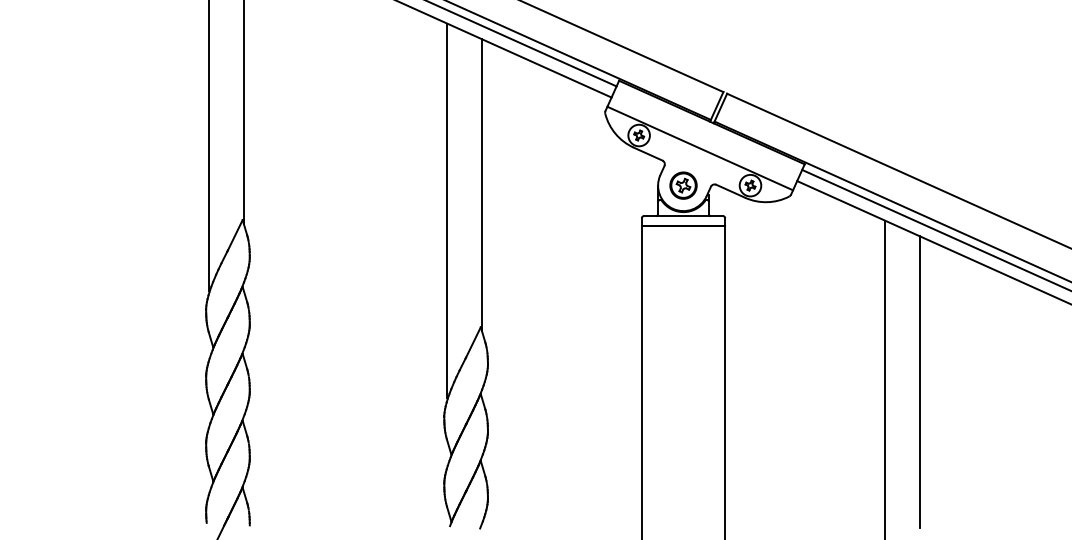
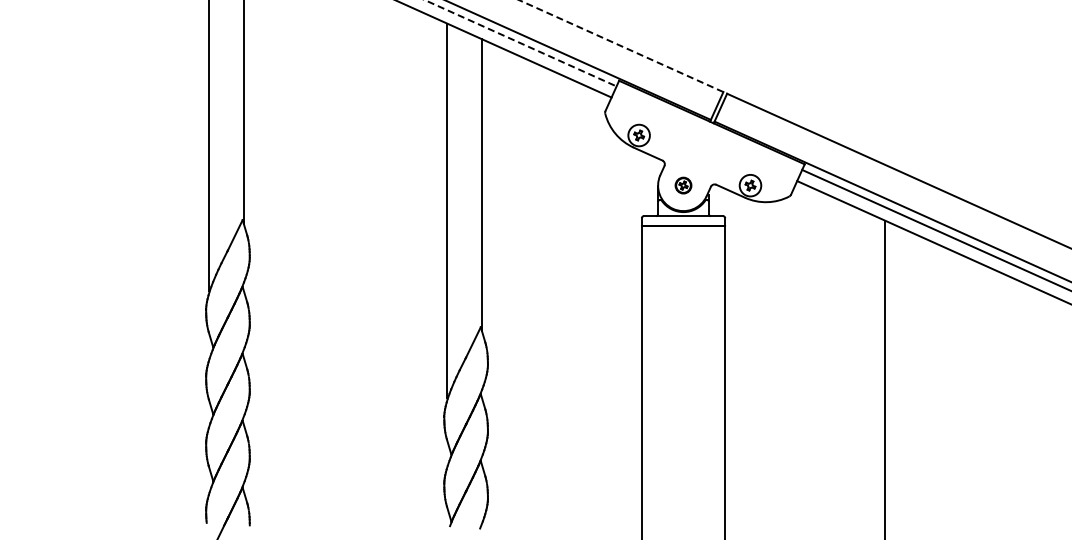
line: solid -> dashed (520, 43)
line: solid -> dashed (621, 46)
line: present -> none (700, 148)
part size: 29x29 px -> 19x19 px (683, 185)
line: present -> none (919, 382)
